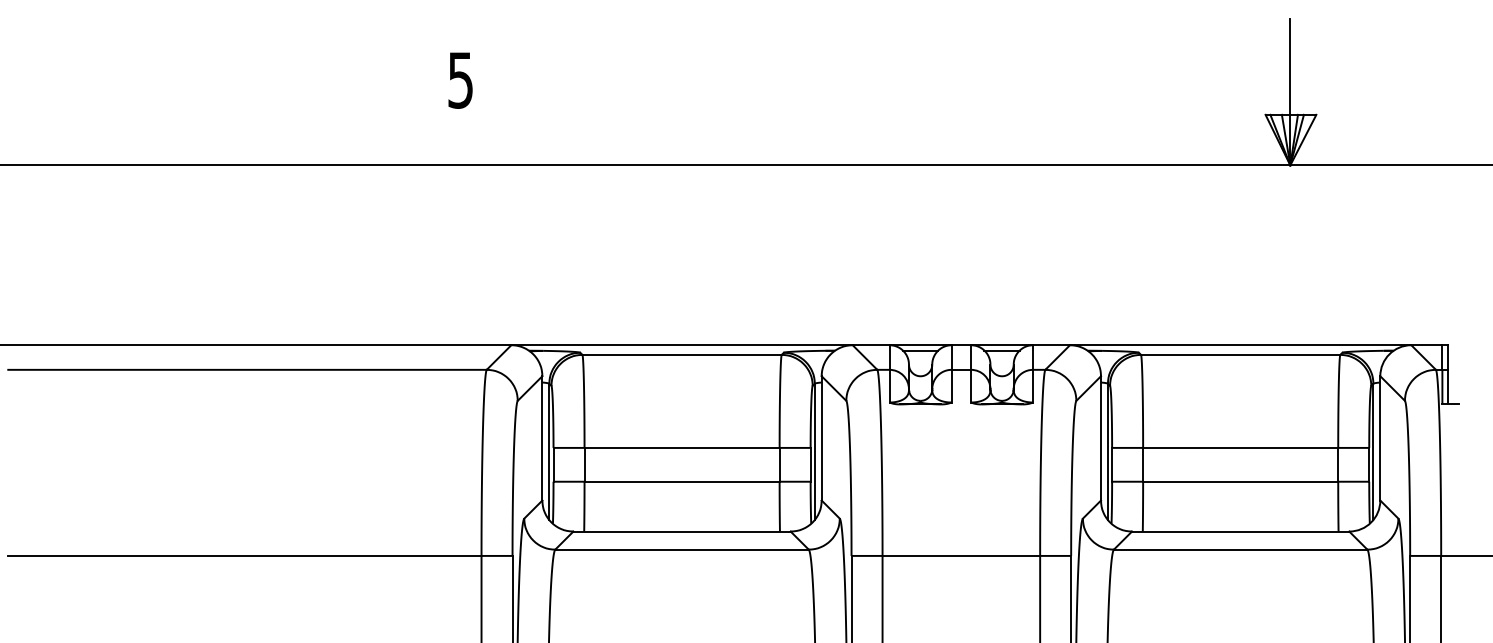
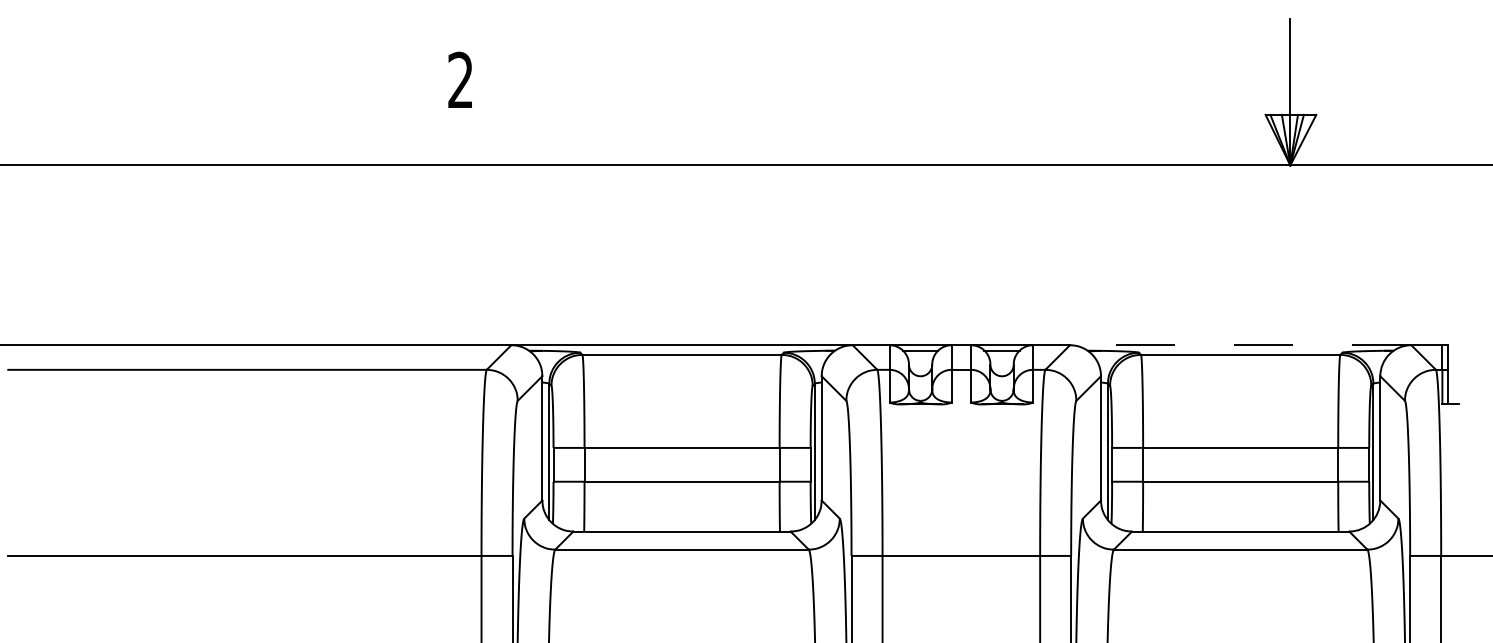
text: 5 -> 2 (460, 79)
line: solid -> dashed (1240, 345)
